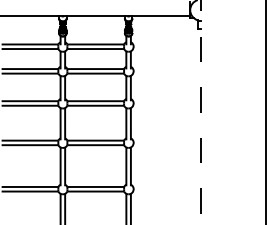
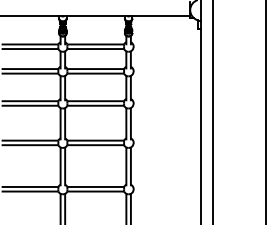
line: none -> present (213, 111)
line: dashed -> solid (200, 112)
